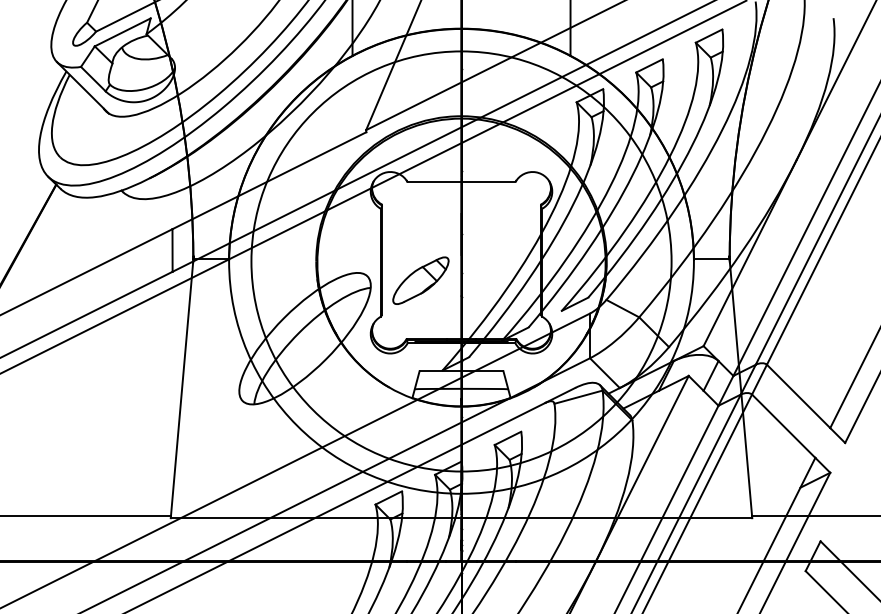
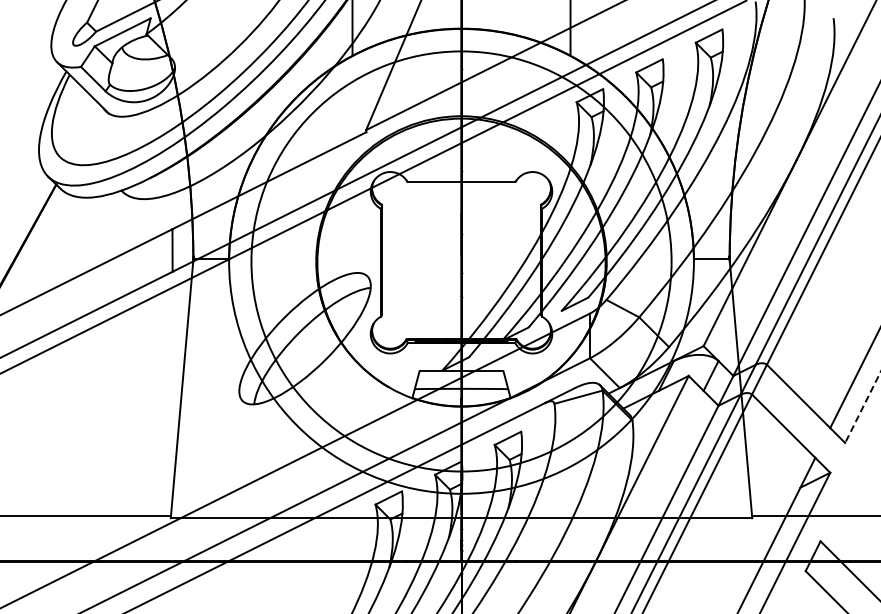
part: present -> none (420, 280)
line: solid -> dashed (863, 407)
